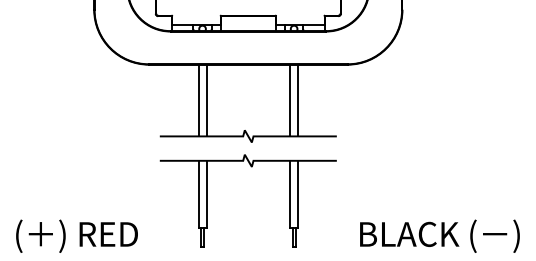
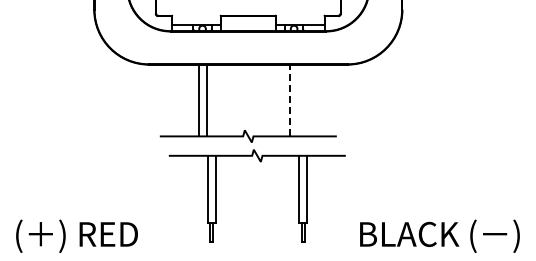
line: solid -> dashed (290, 100)
line: present -> none (298, 100)
part position: (251, 167) -> (260, 162) (260, 162)
